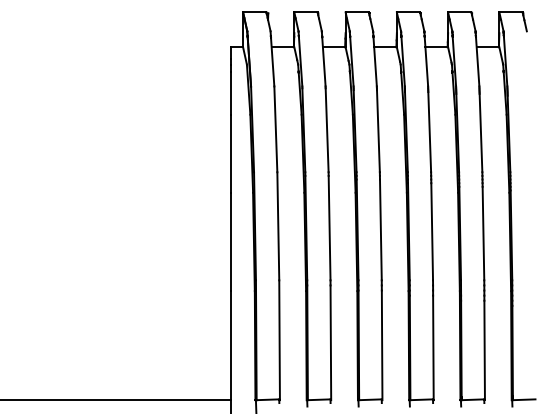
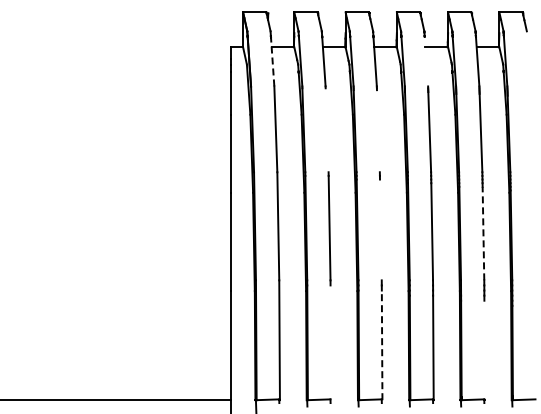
line: present -> none (426, 61)
line: solid -> dashed (272, 62)
line: present -> none (326, 130)
line: present -> none (377, 131)
line: present -> none (380, 229)
line: solid -> dashed (483, 233)
line: present -> none (330, 342)
line: solid -> dashed (382, 345)
line: present -> none (484, 349)
